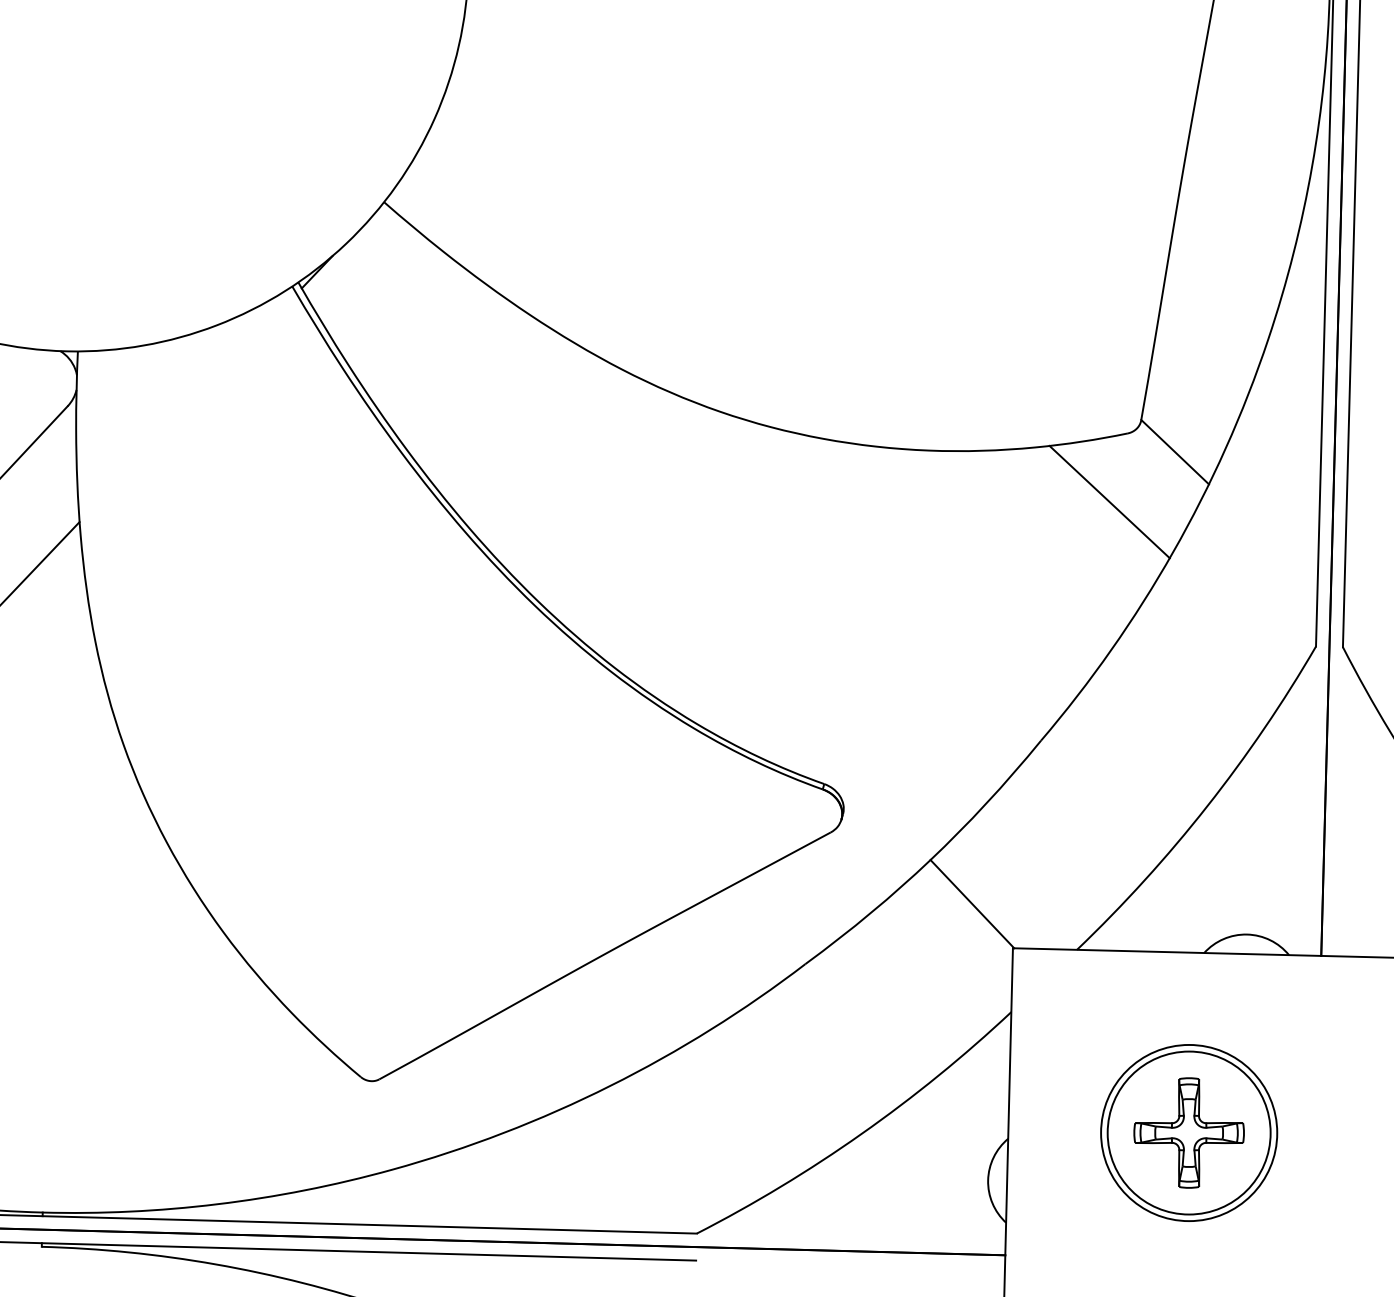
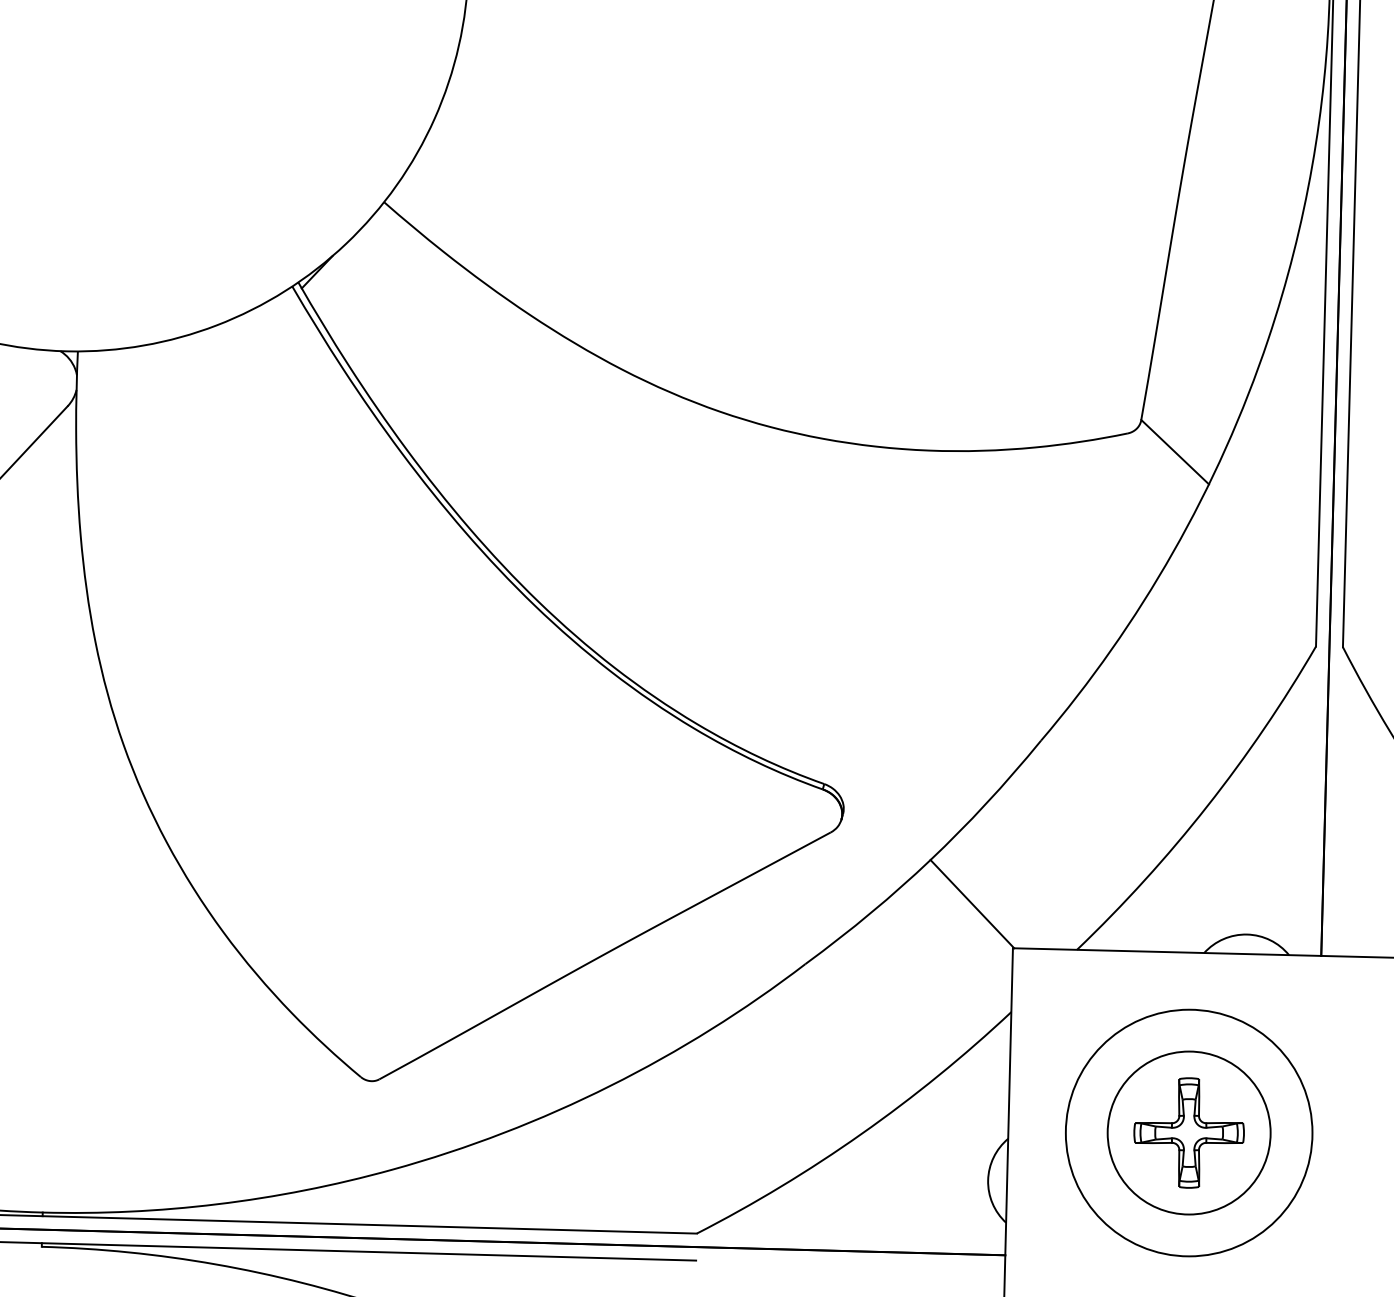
line: present -> none (1109, 501)
line: present -> none (40, 562)
circle diameter: 176 px -> 247 px (1188, 1132)
